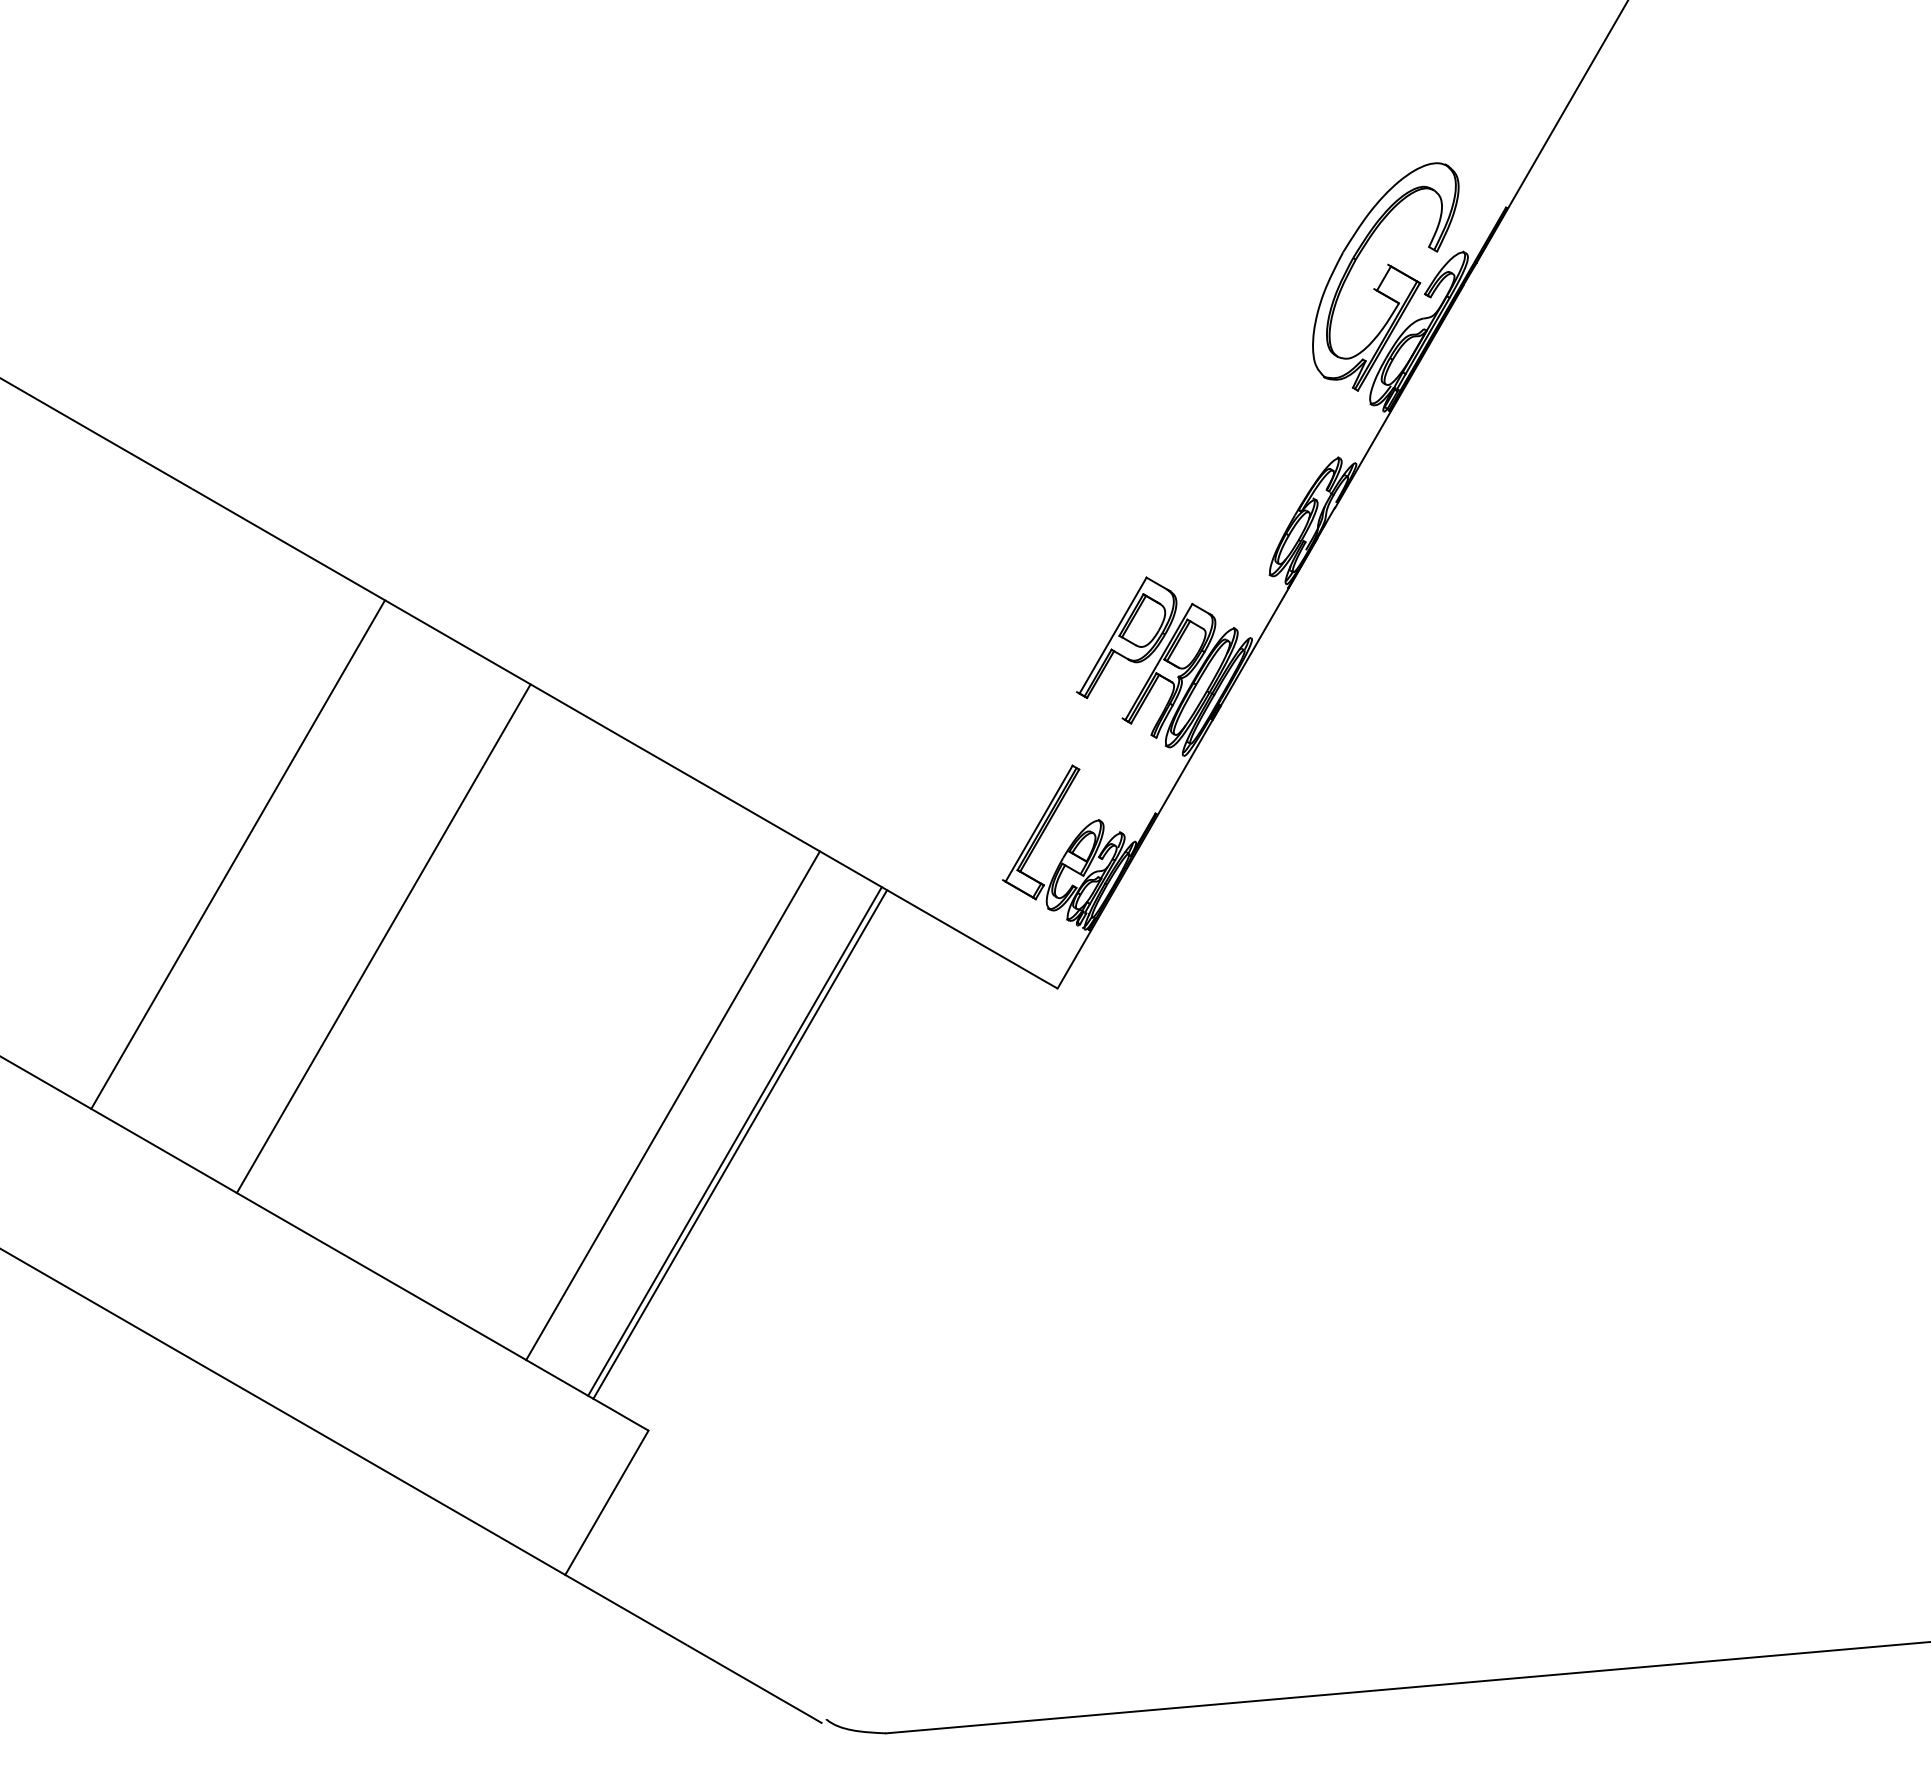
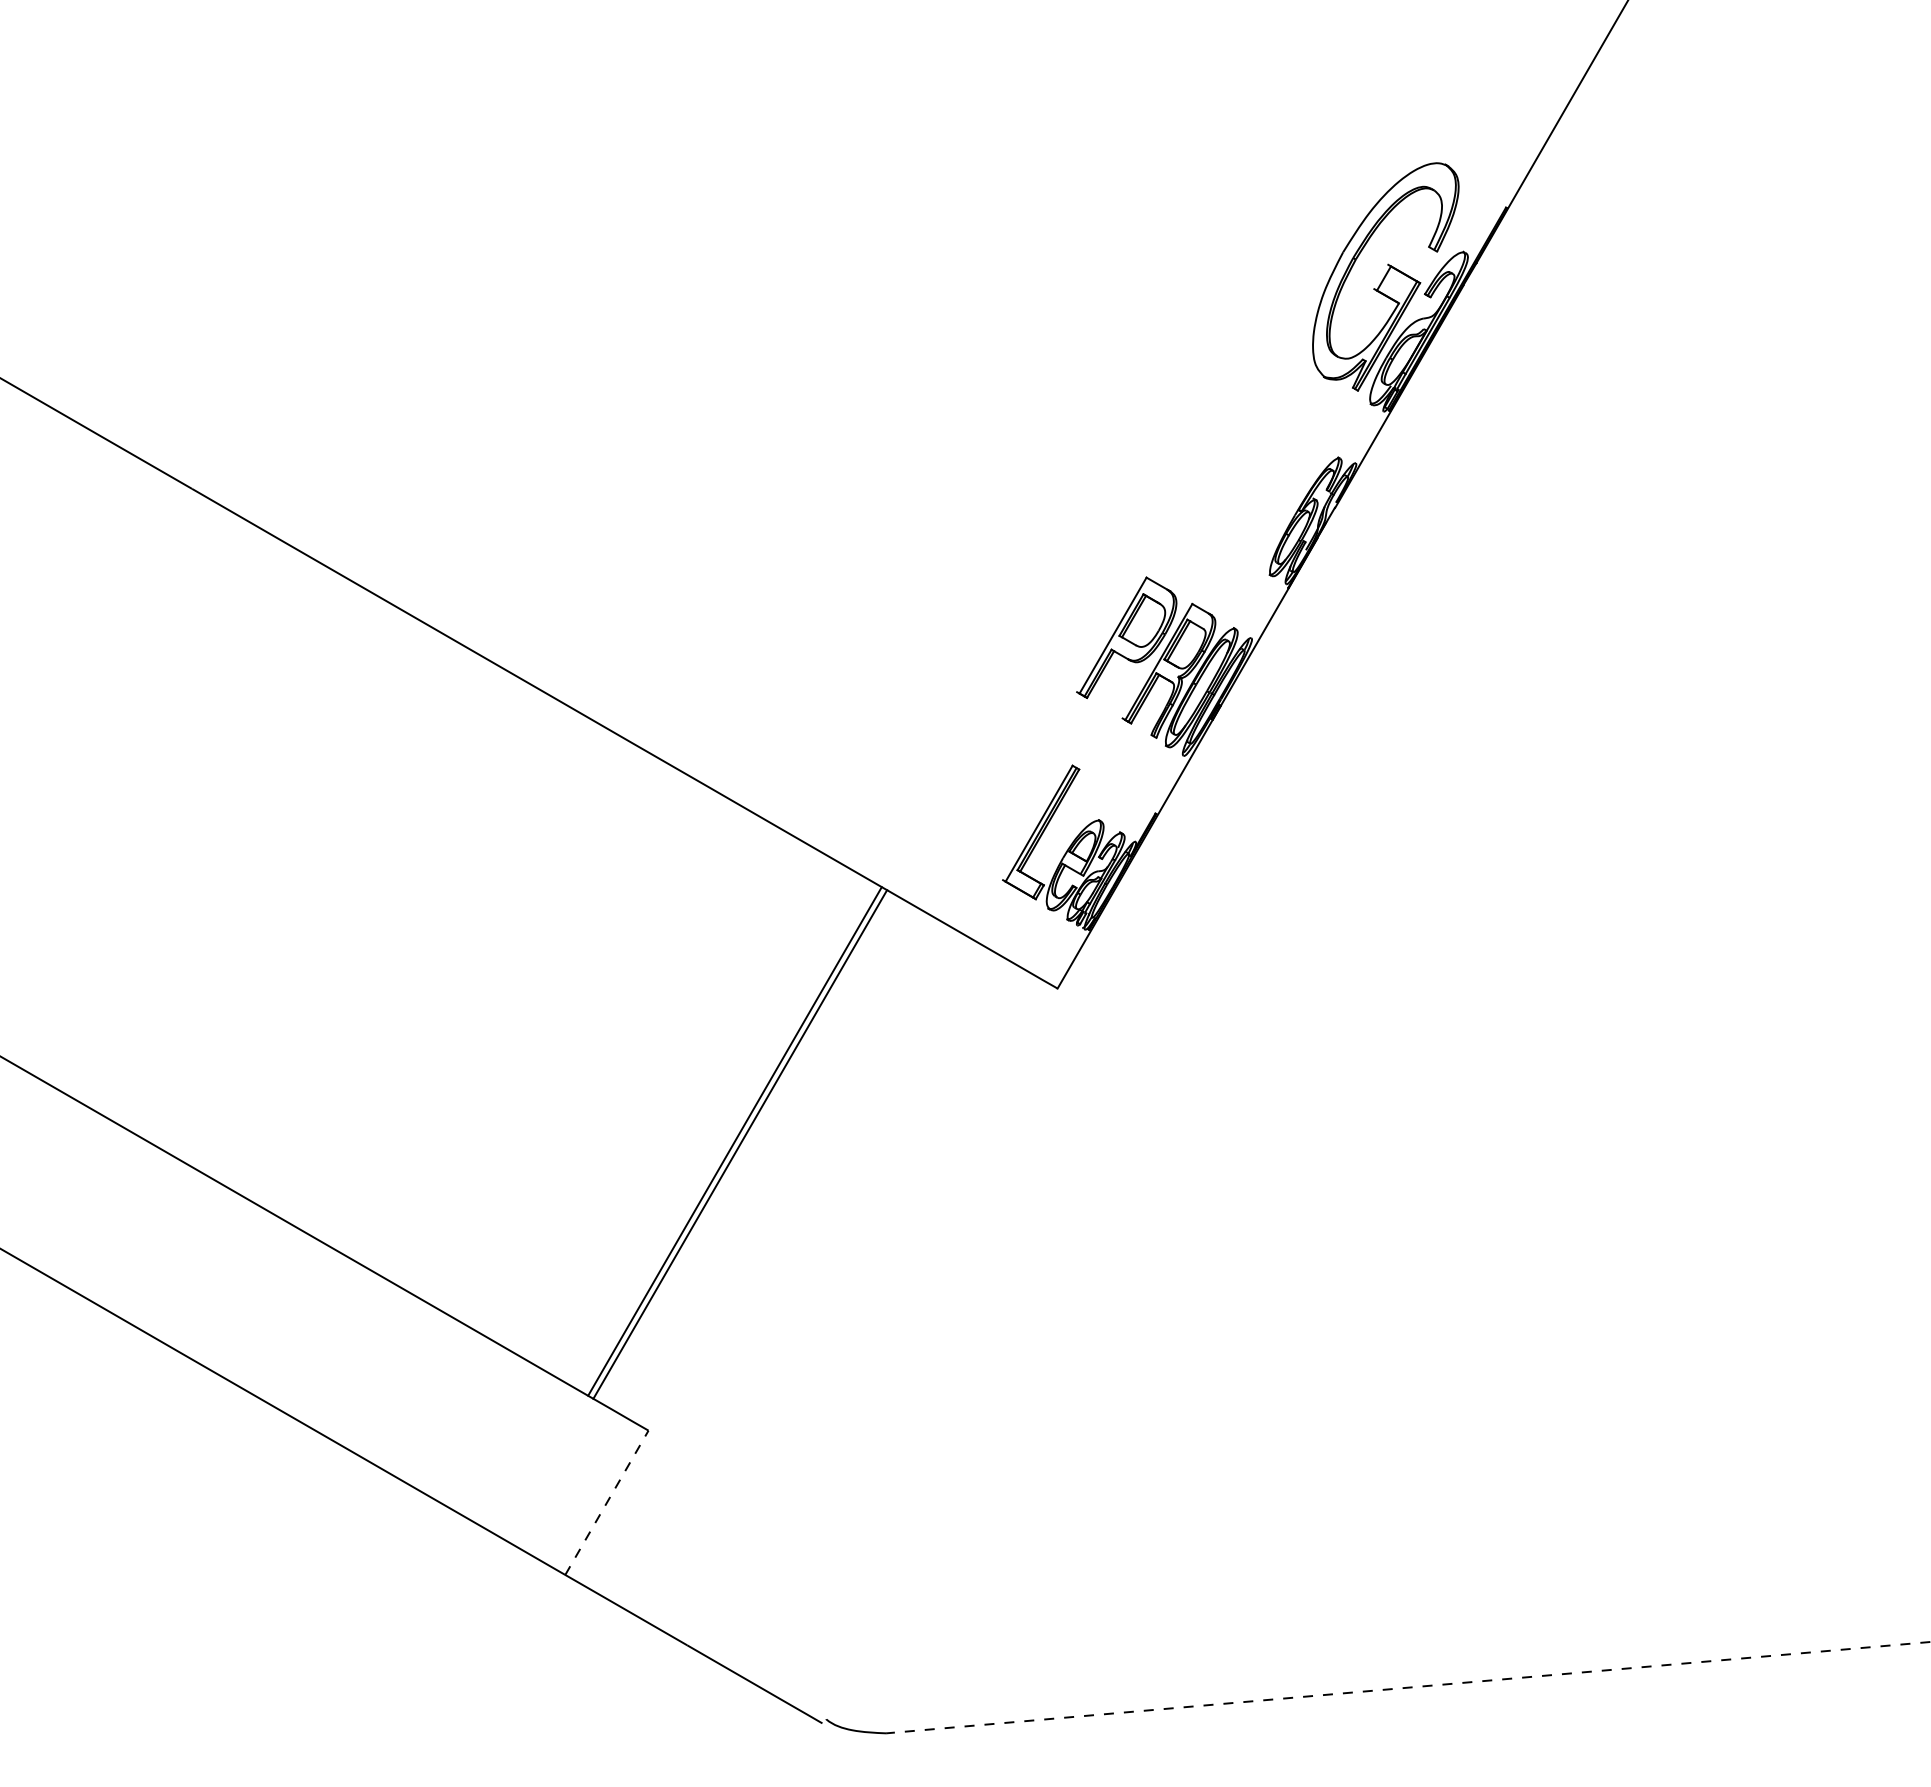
line: present -> none (238, 854)
line: present -> none (383, 938)
line: present -> none (672, 1105)
line: solid -> dashed (607, 1502)
line: solid -> dashed (1408, 1687)
